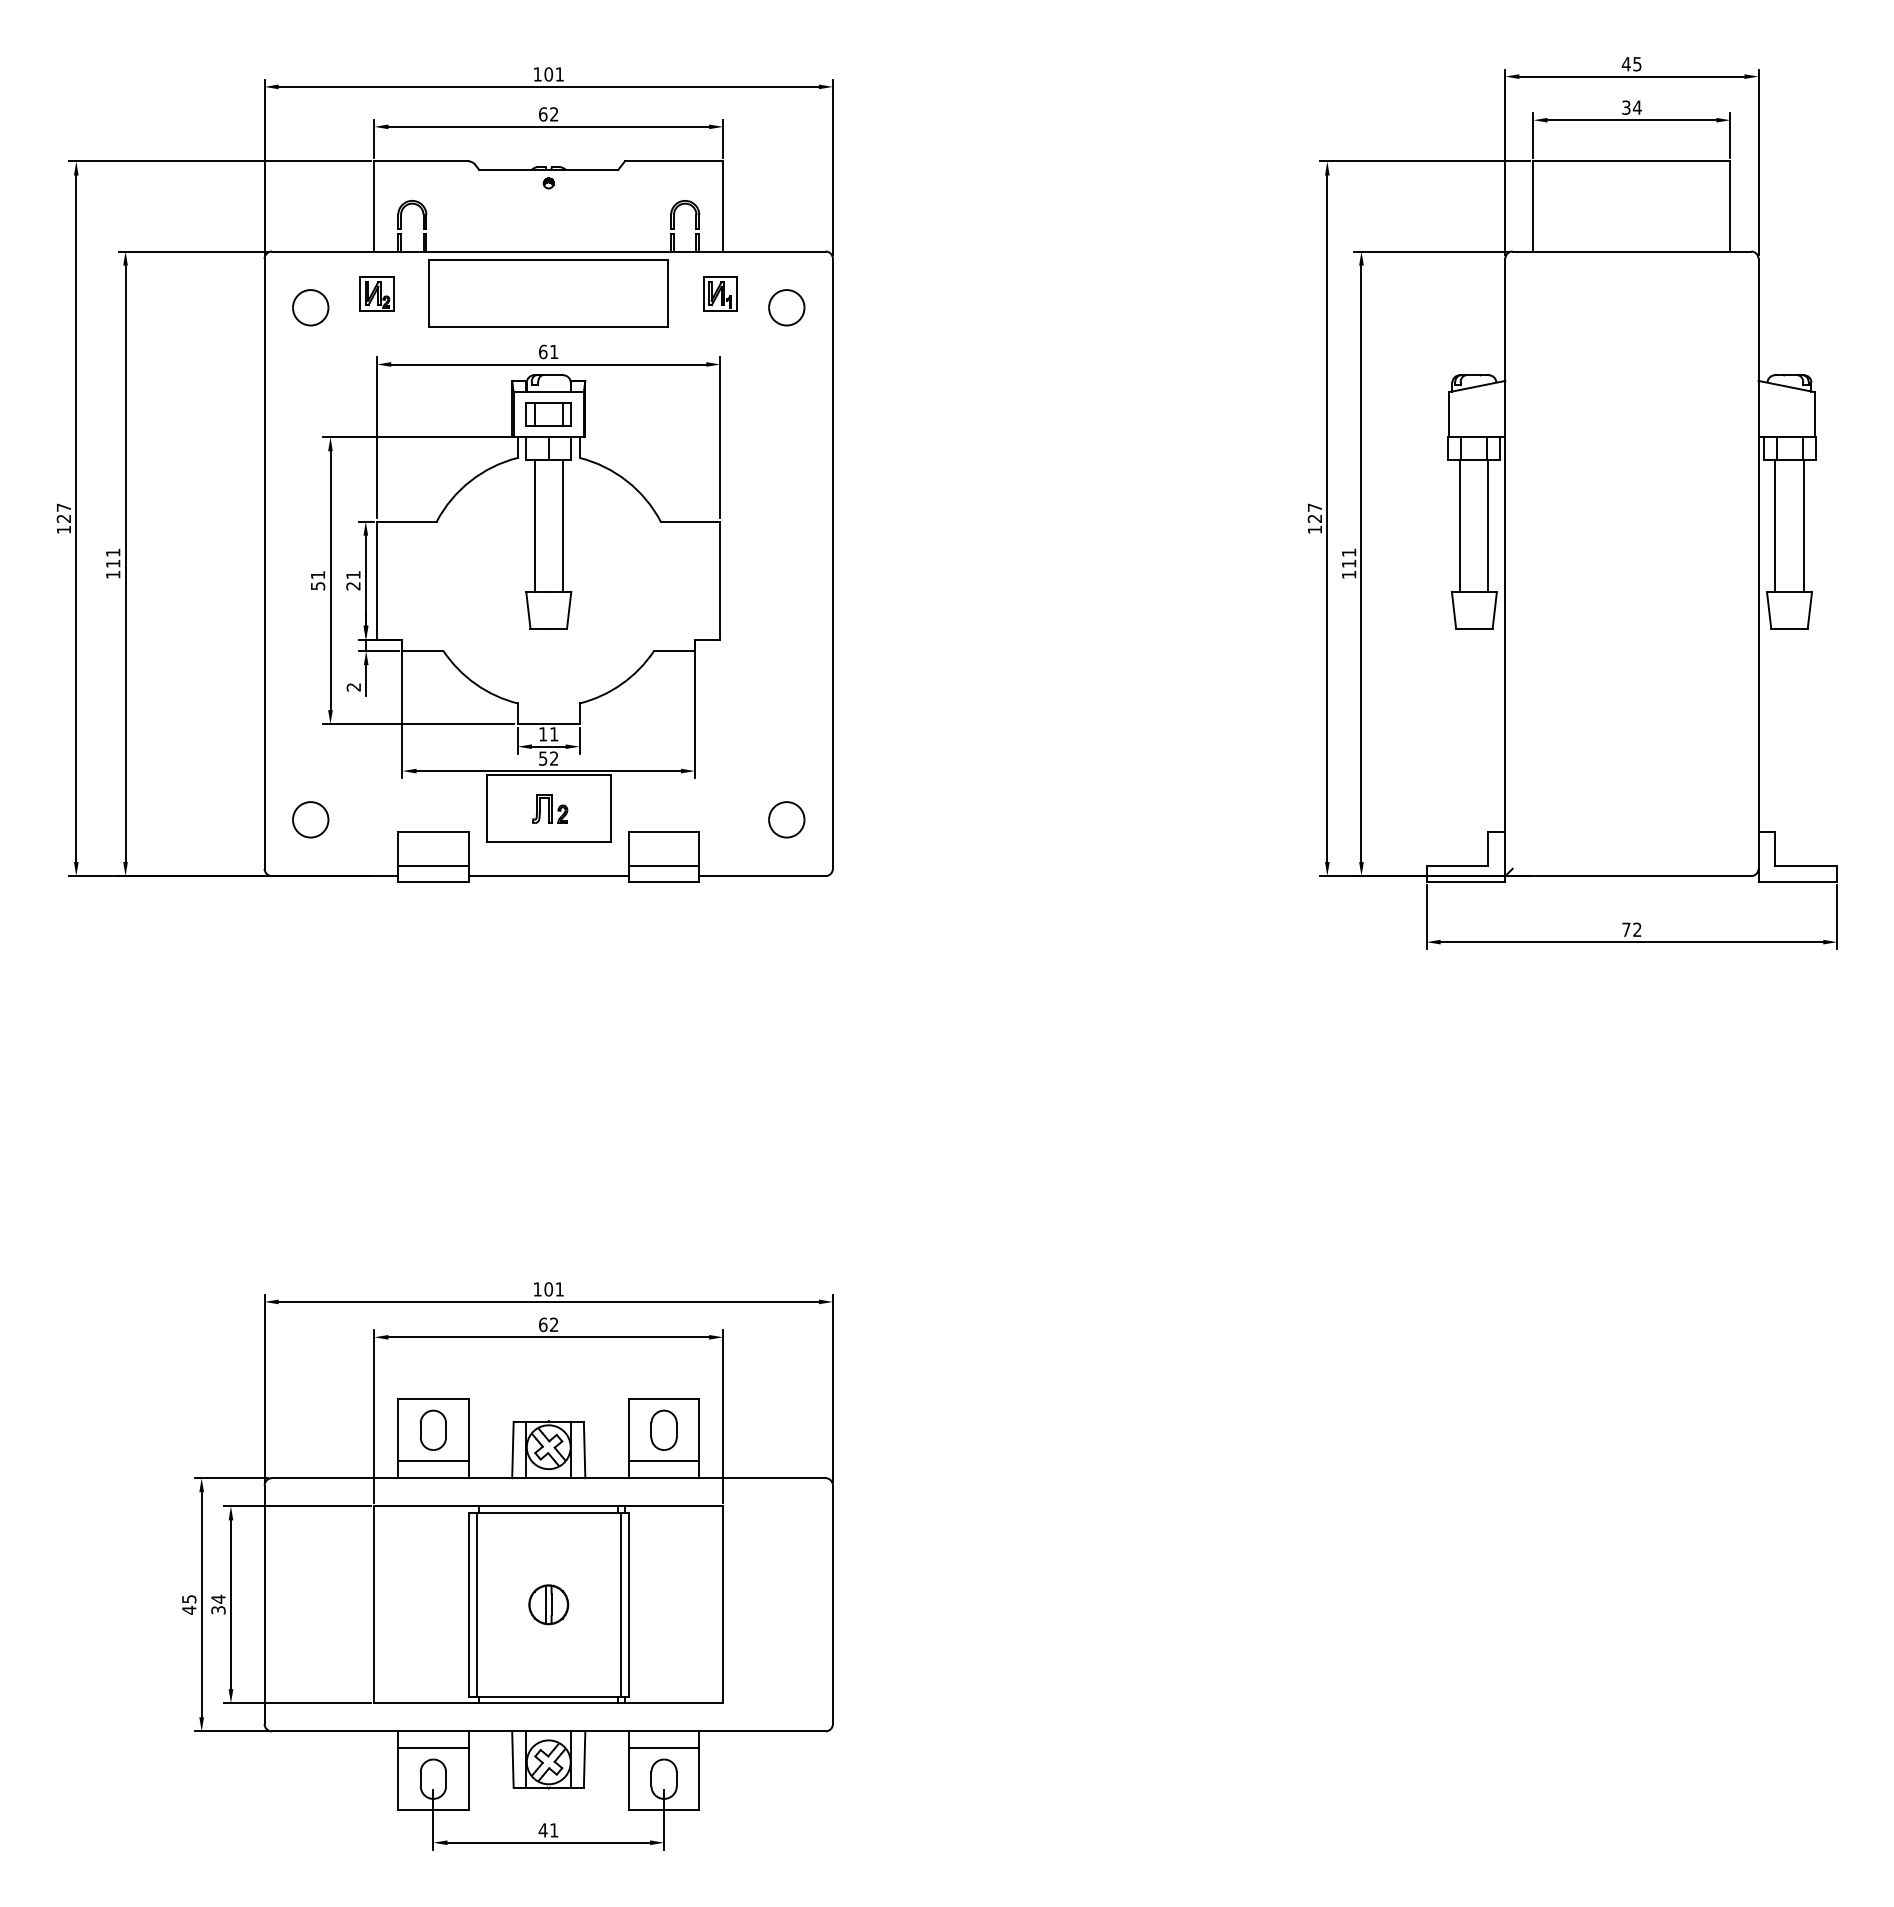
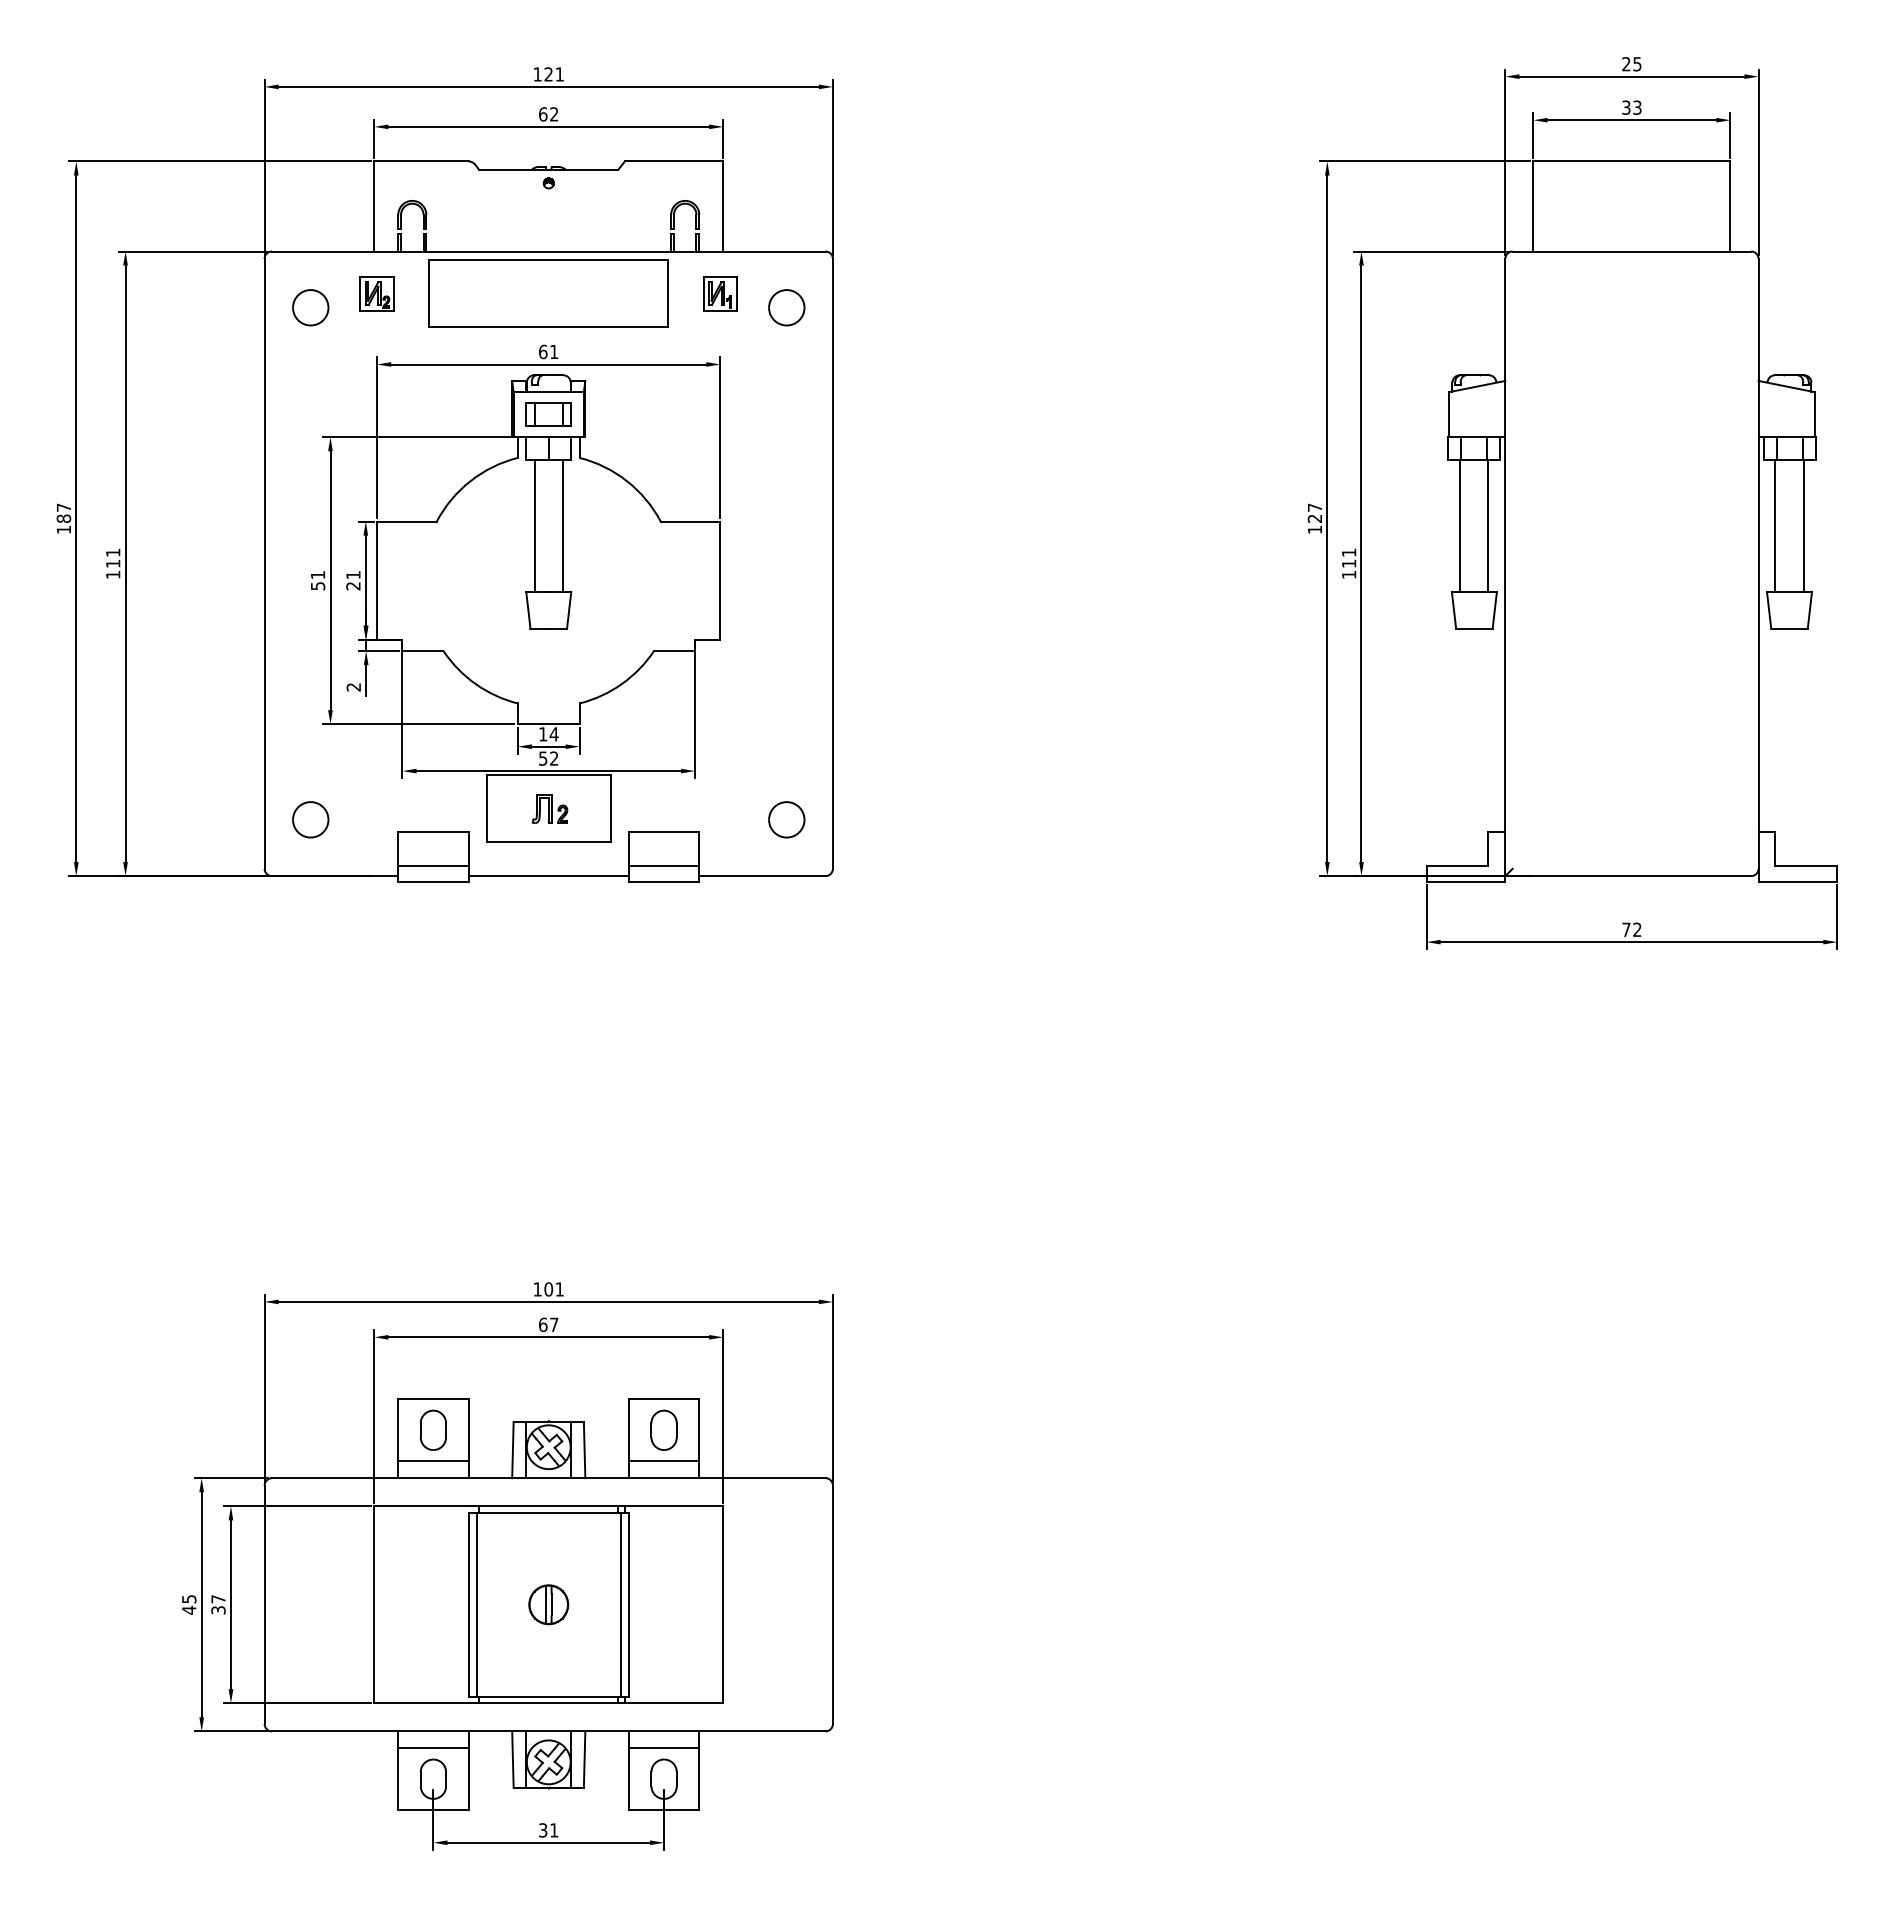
text: 45 -> 25 (1625, 64)
text: 101 -> 121 (548, 74)
text: 34 -> 33 (1636, 107)
text: 127 -> 187 (63, 518)
text: 11 -> 14 (553, 734)
text: 62 -> 67 (554, 1324)
text: 34 -> 37 (218, 1598)
text: 41 -> 31 (542, 1830)
